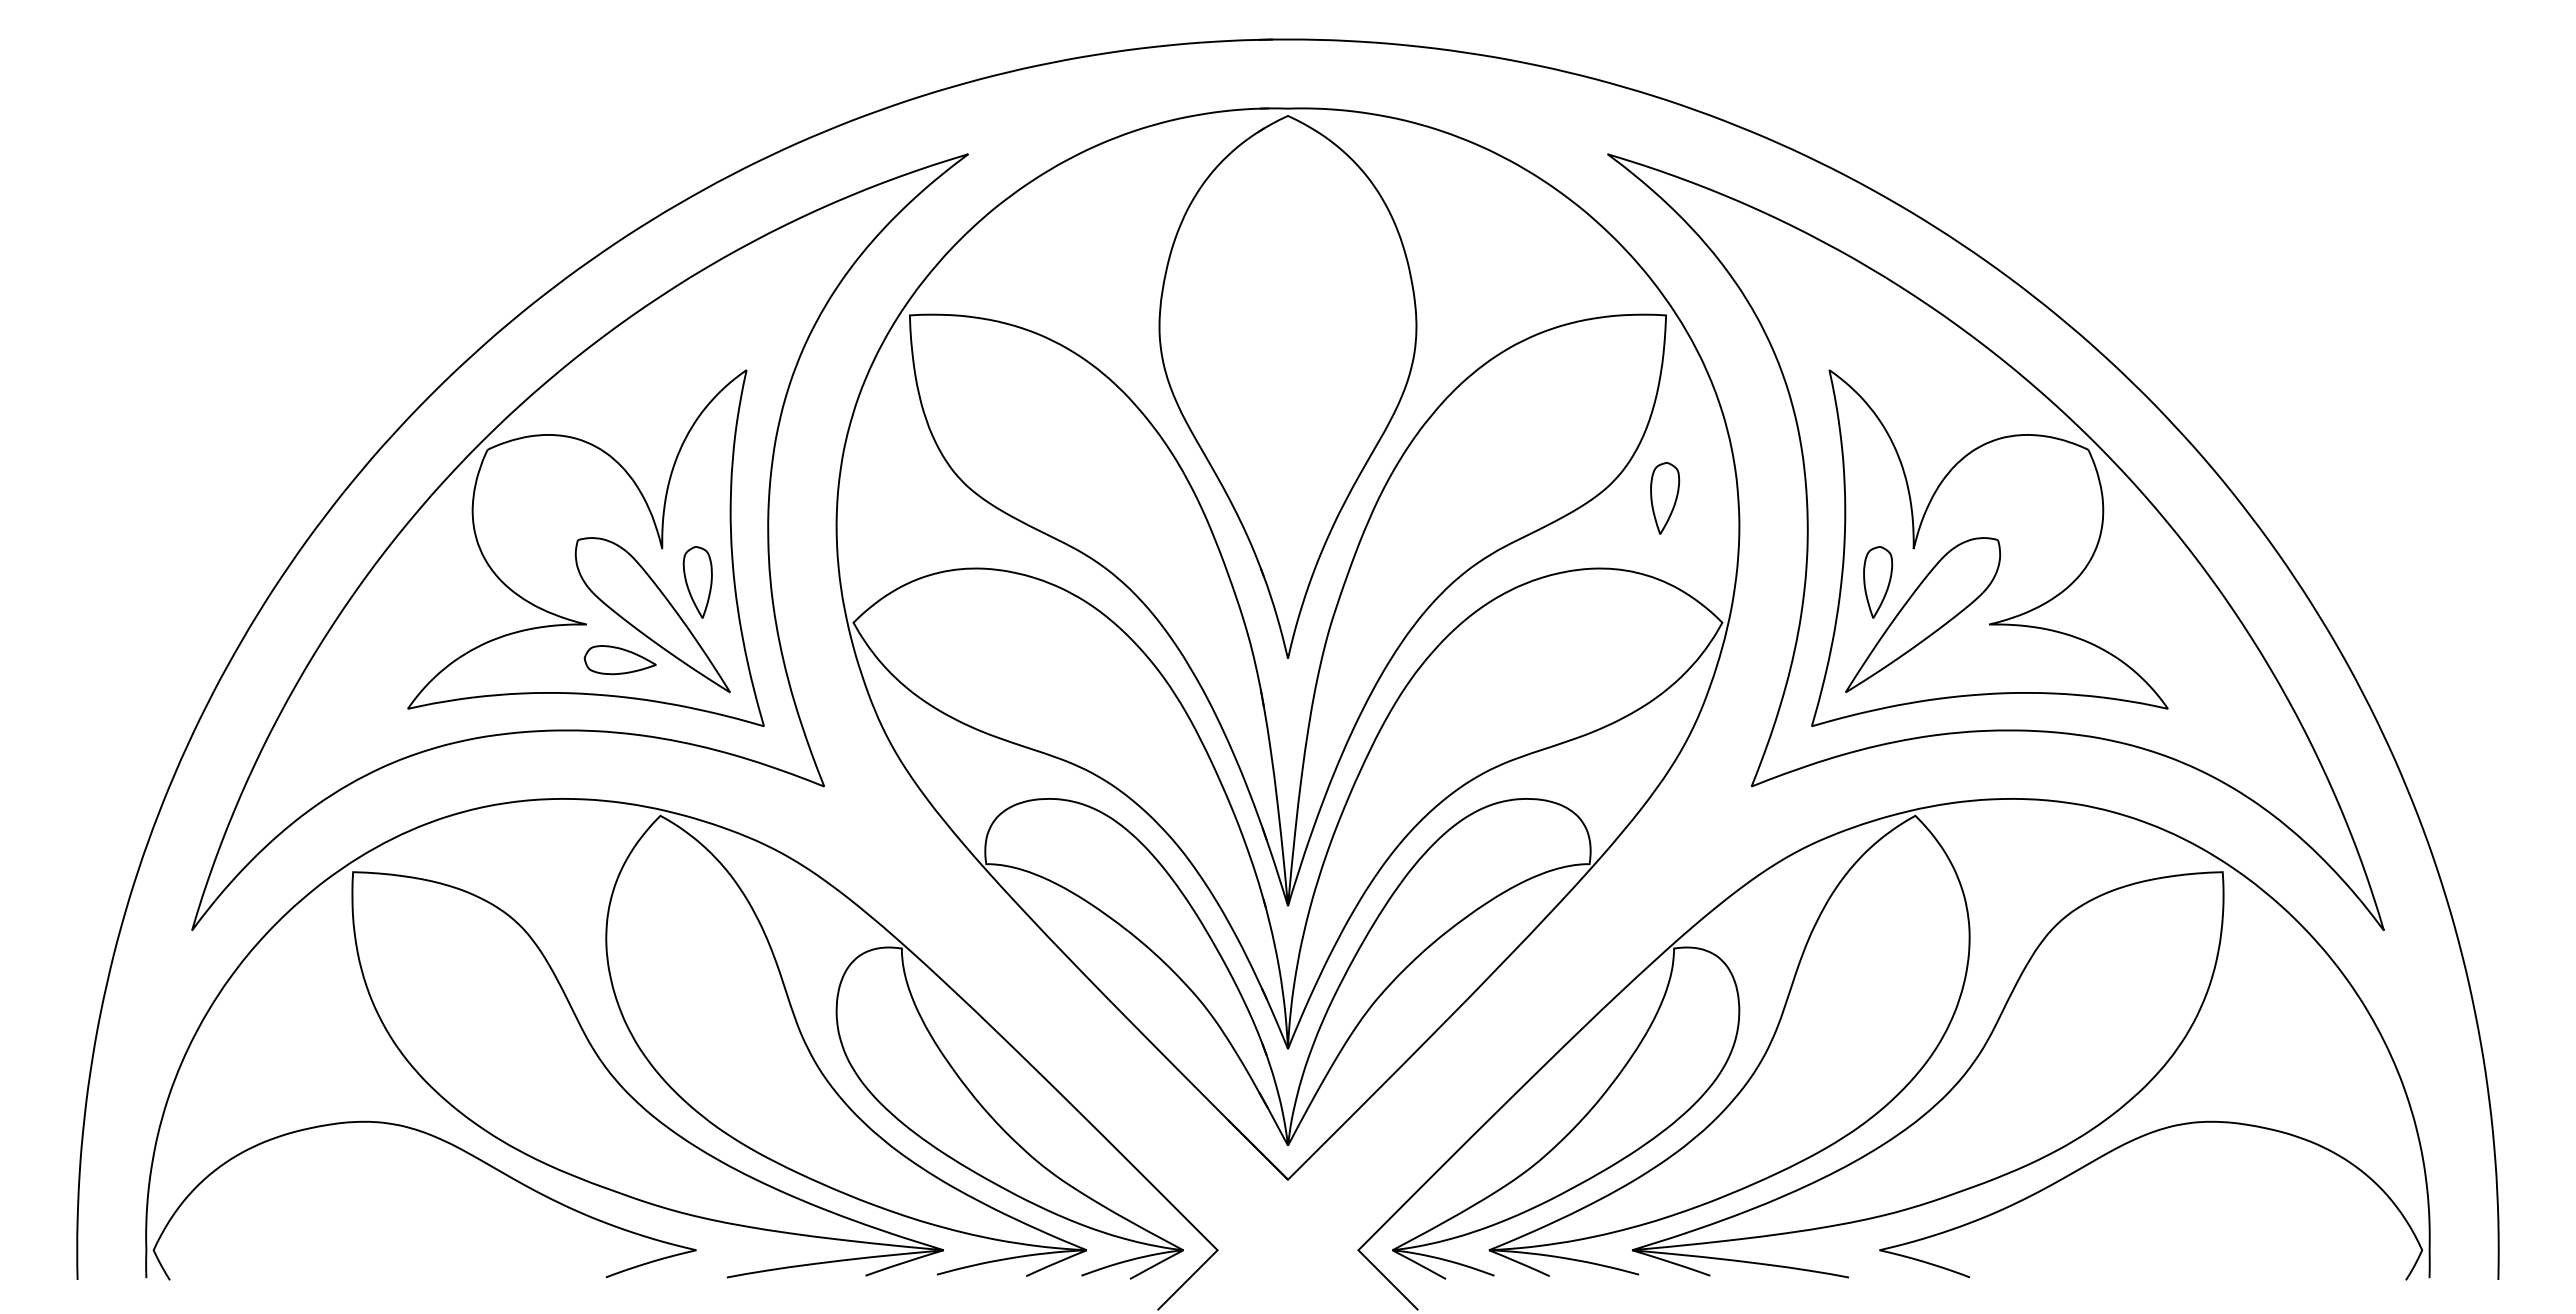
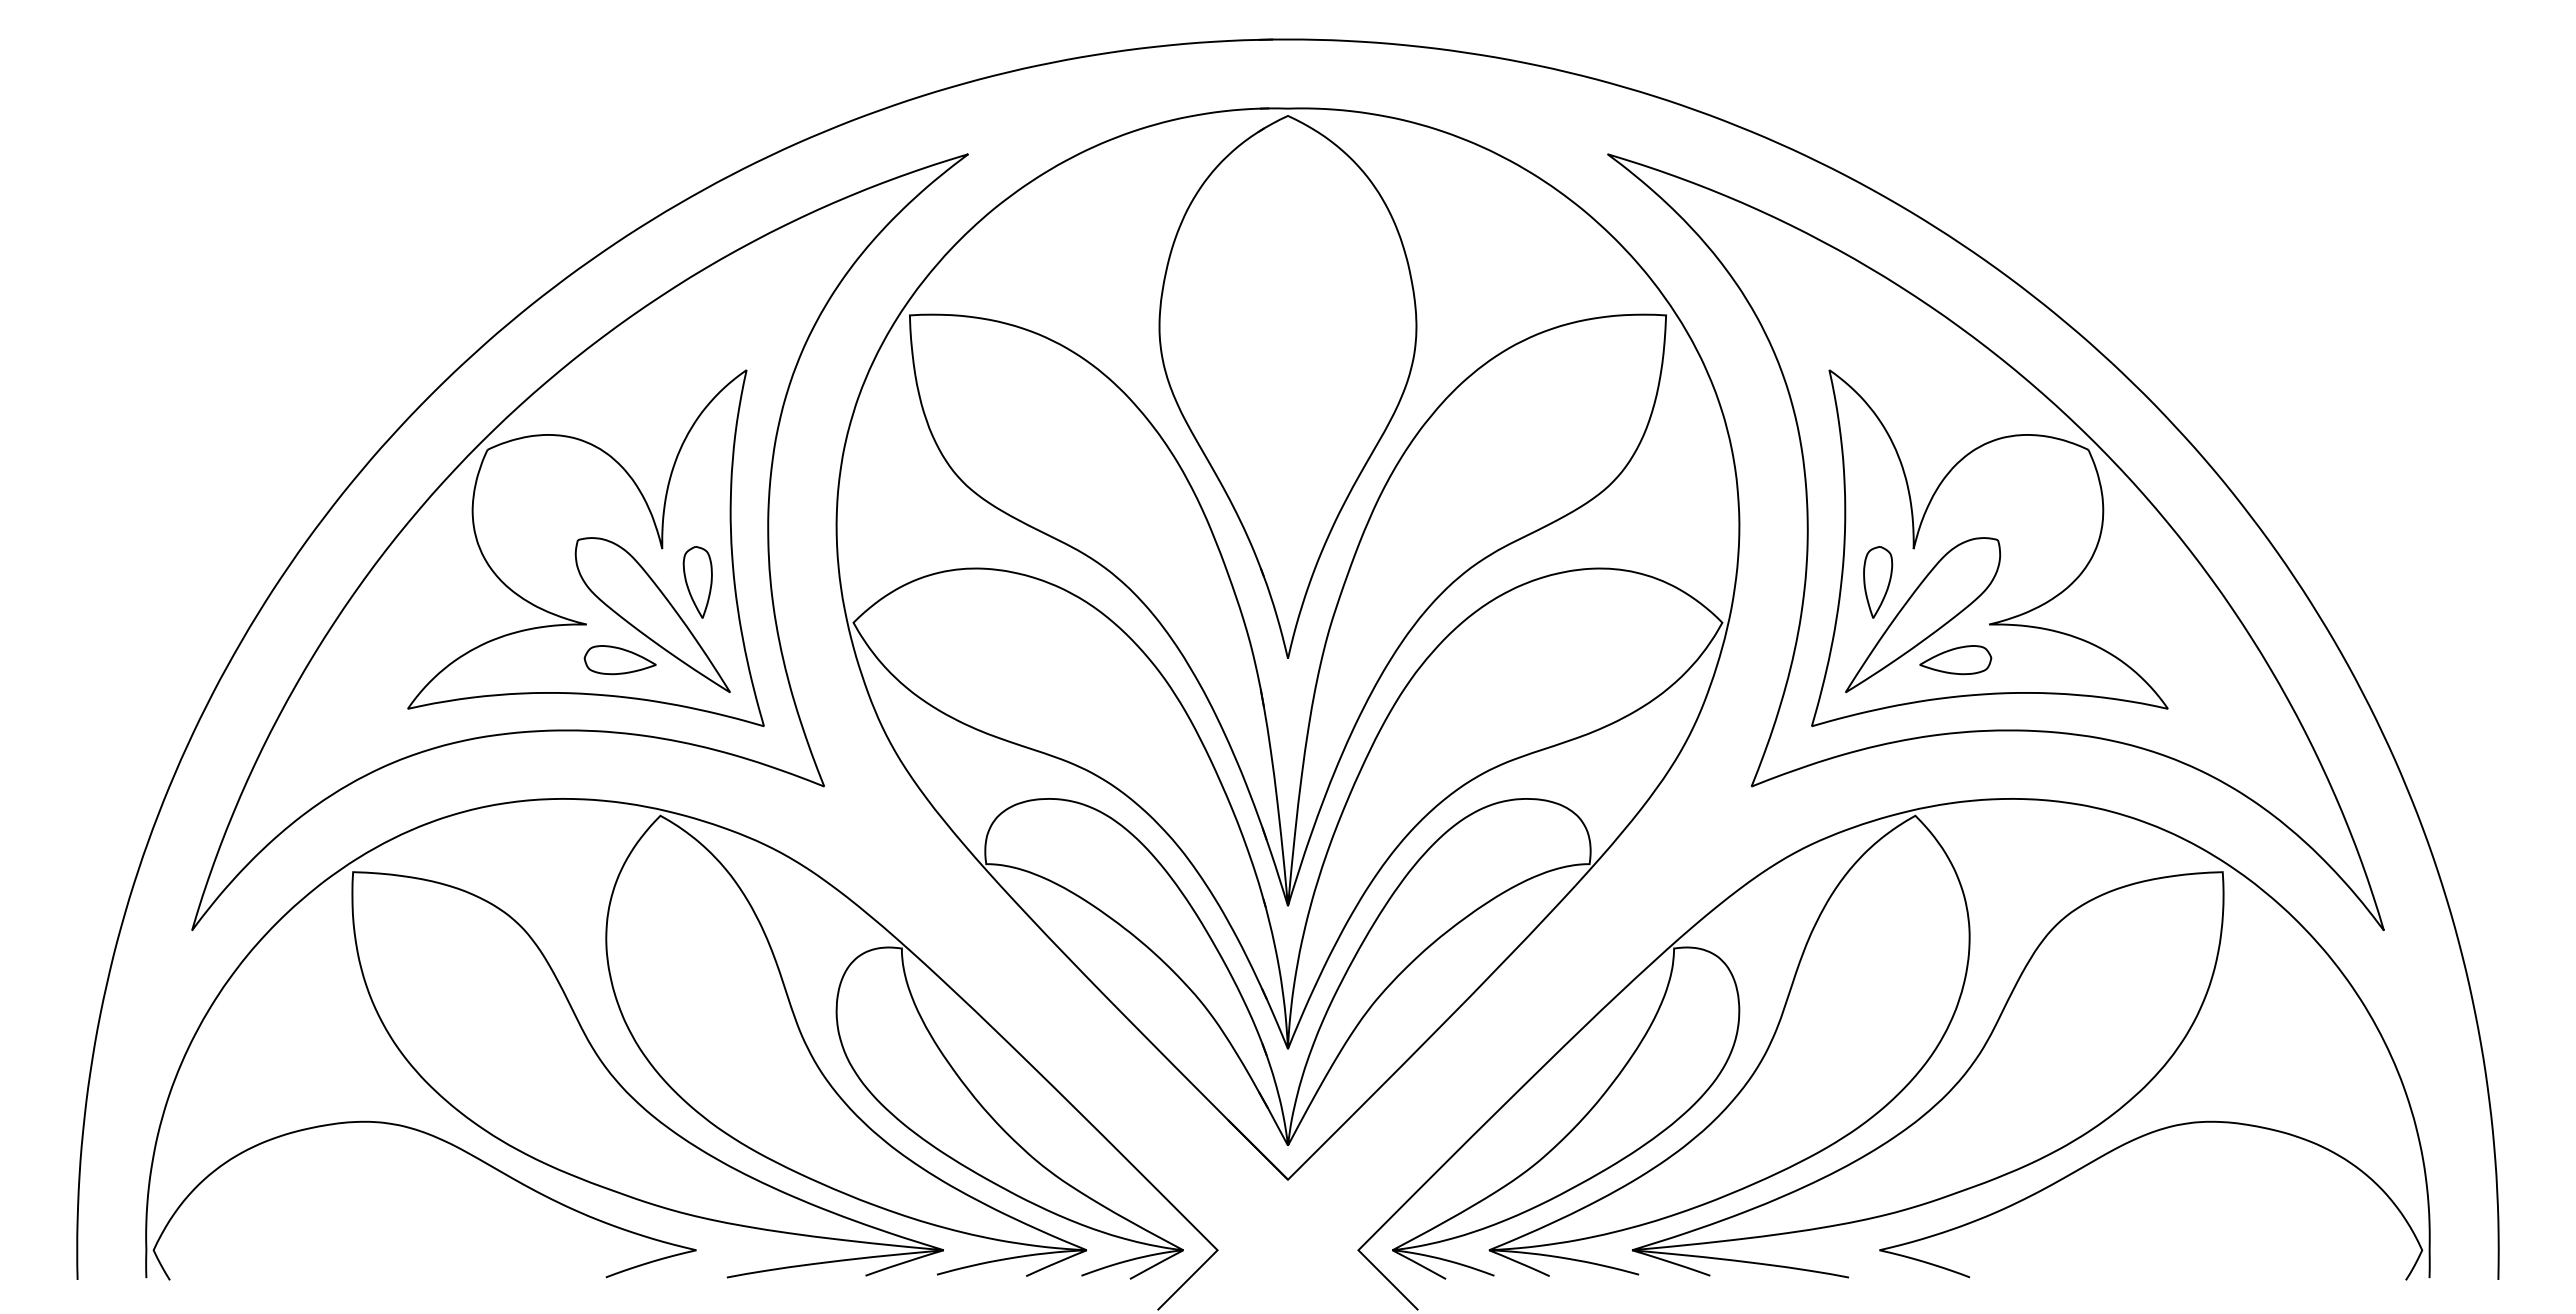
part: present -> none (1665, 498)
part: none -> present (1955, 660)
